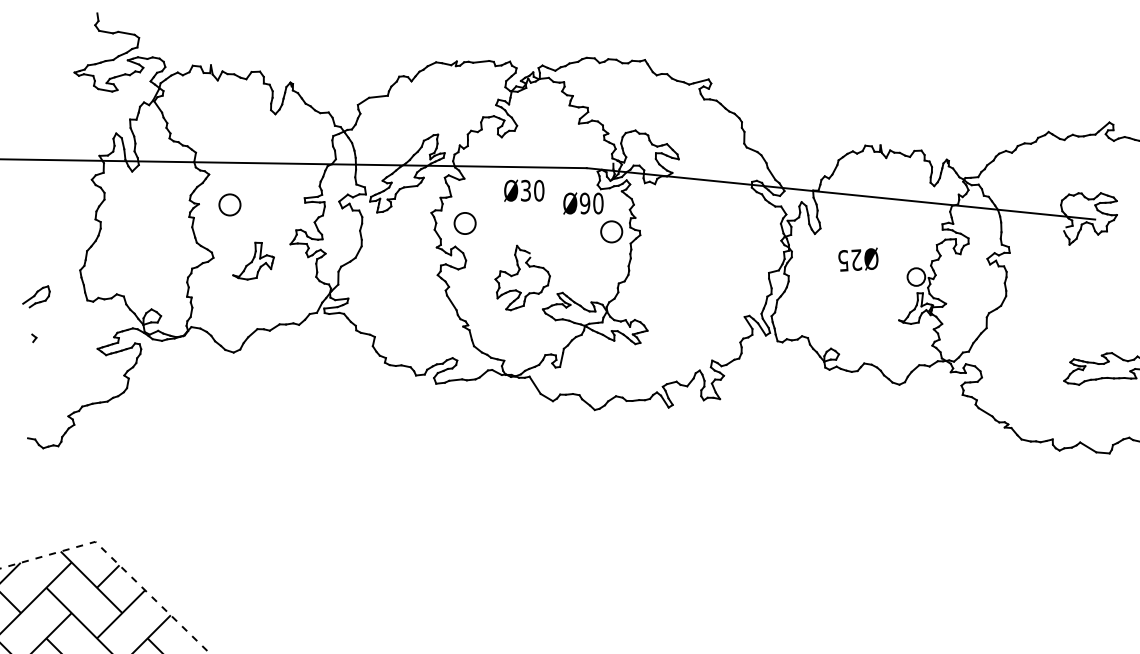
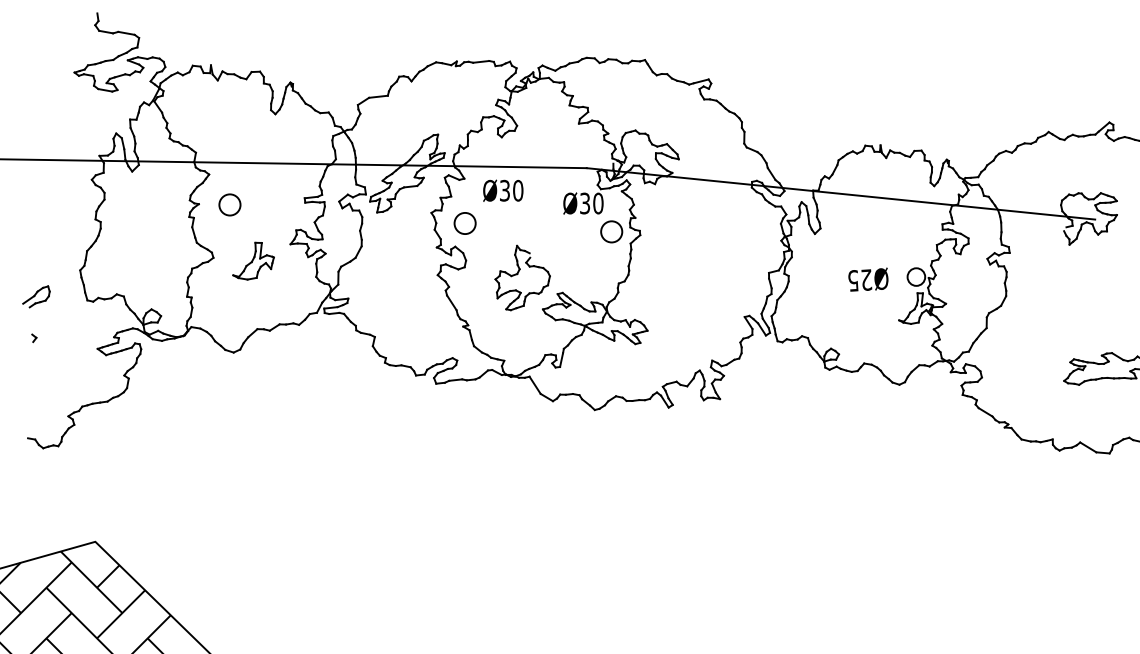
text position: (524, 190) -> (503, 190) (503, 190)
text: Ø90 -> Ø30 (584, 203)
text position: (858, 259) -> (868, 279) (868, 279)
line: dashed -> solid (116, 562)
